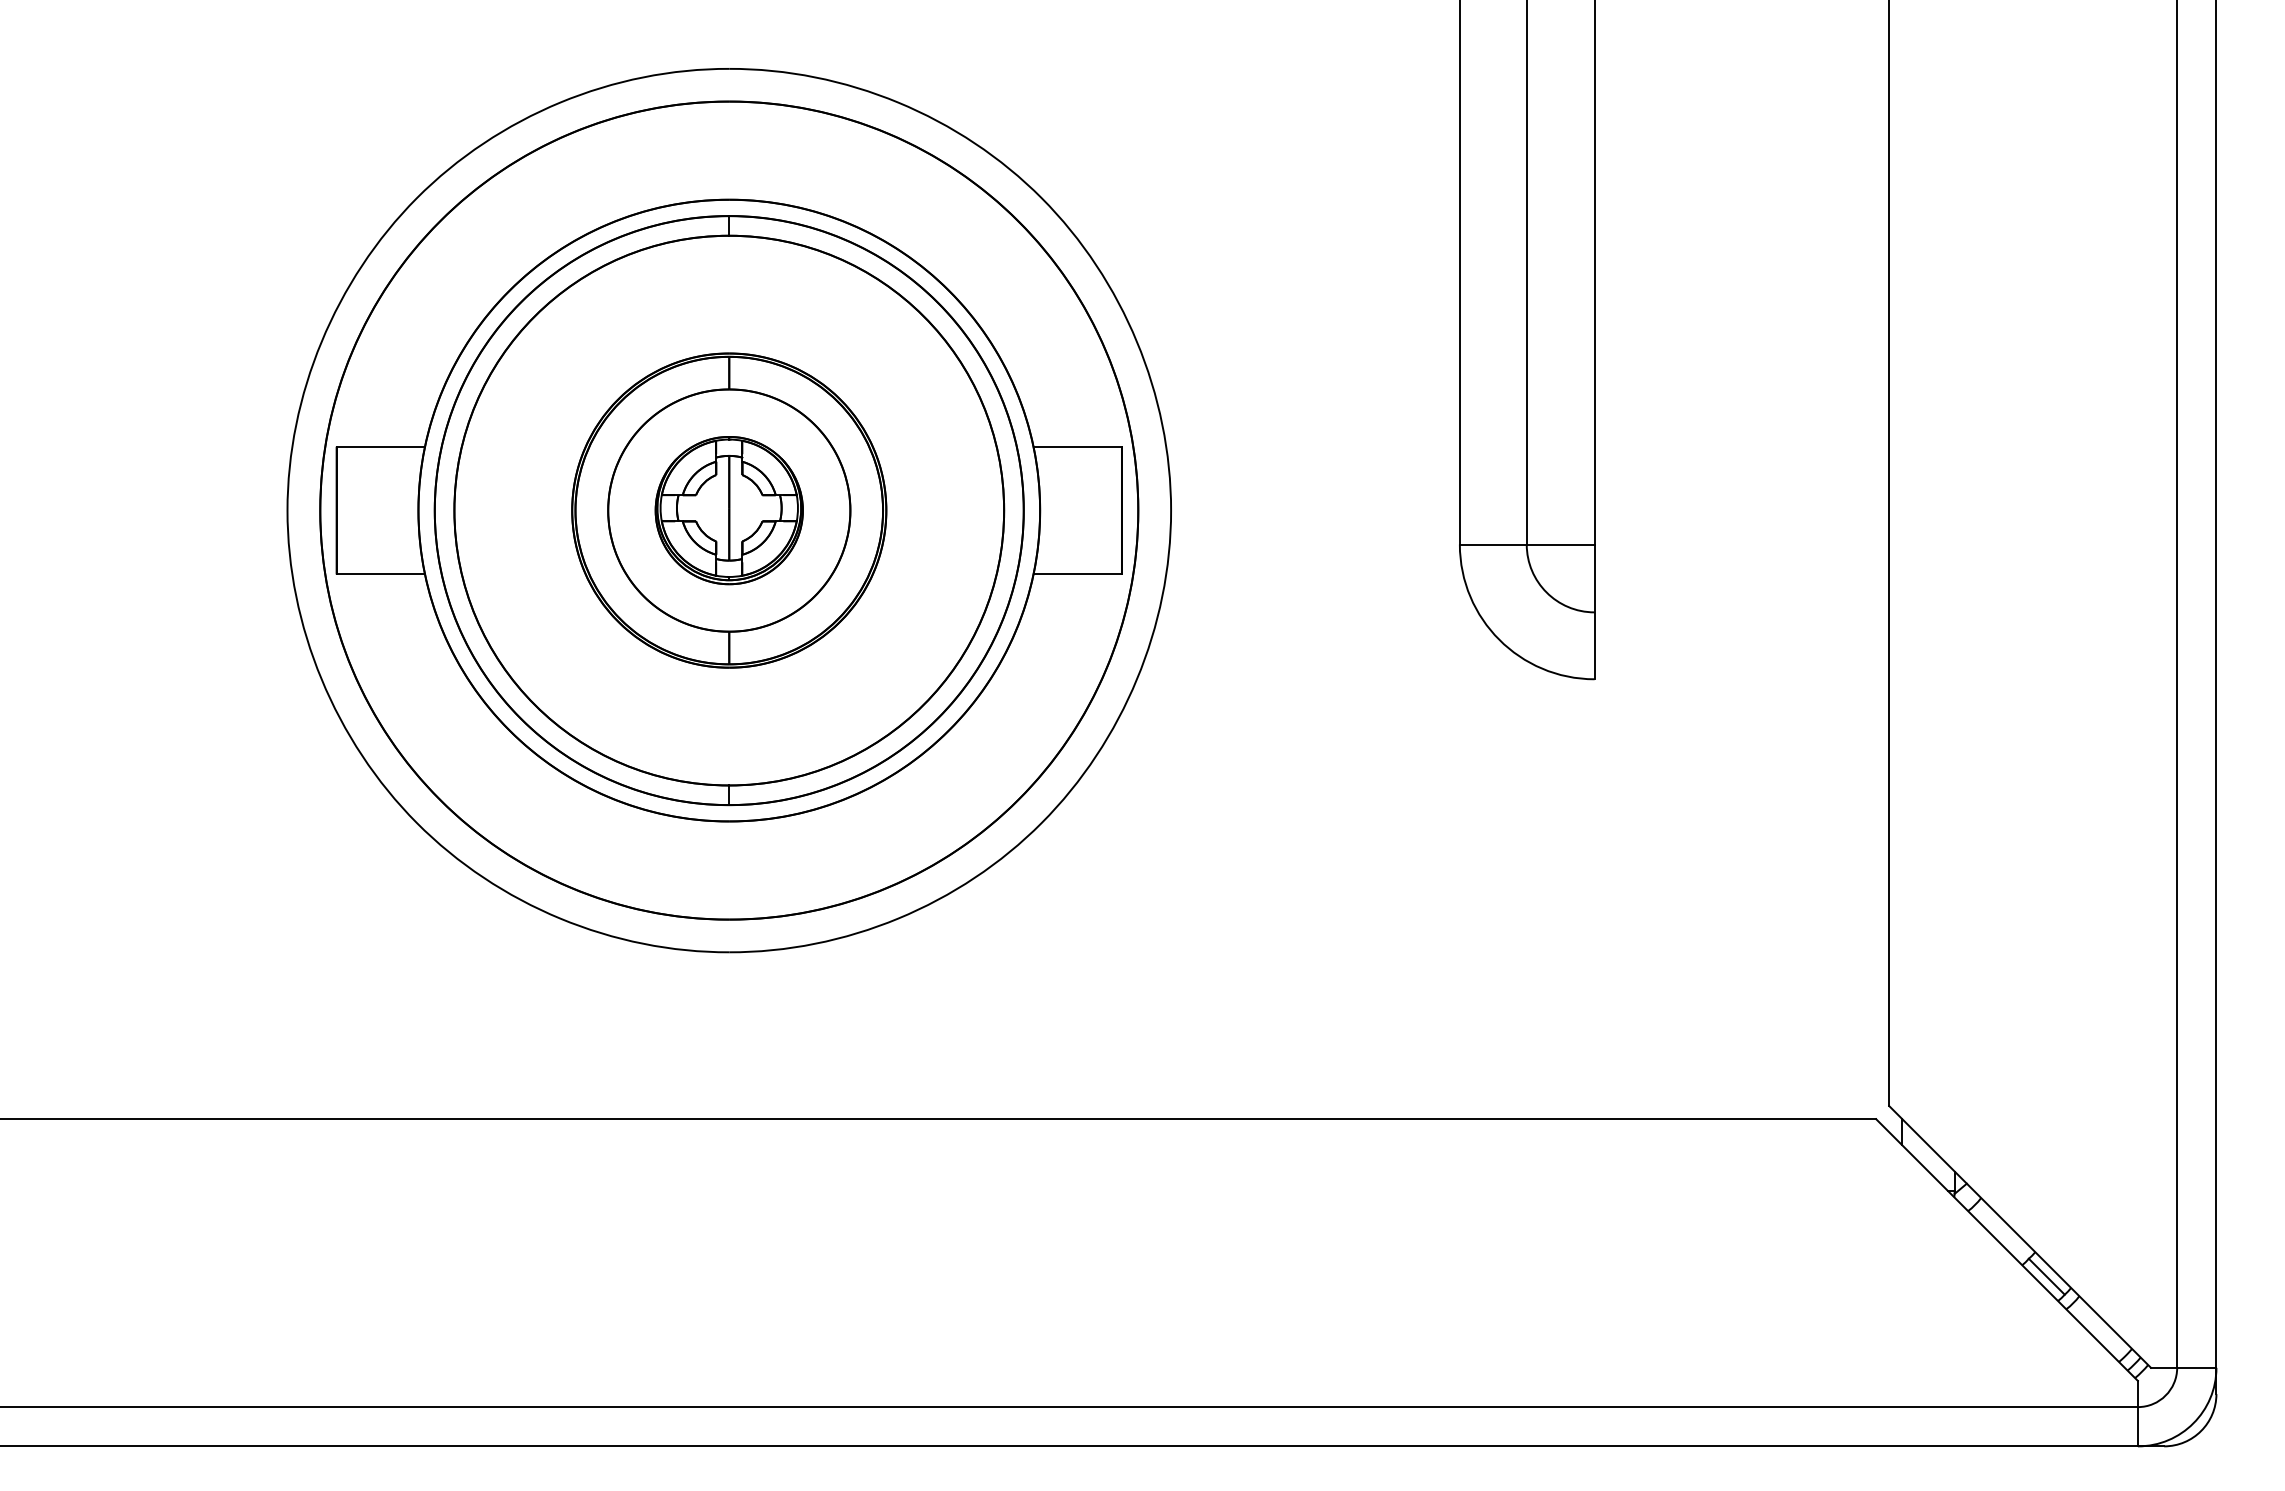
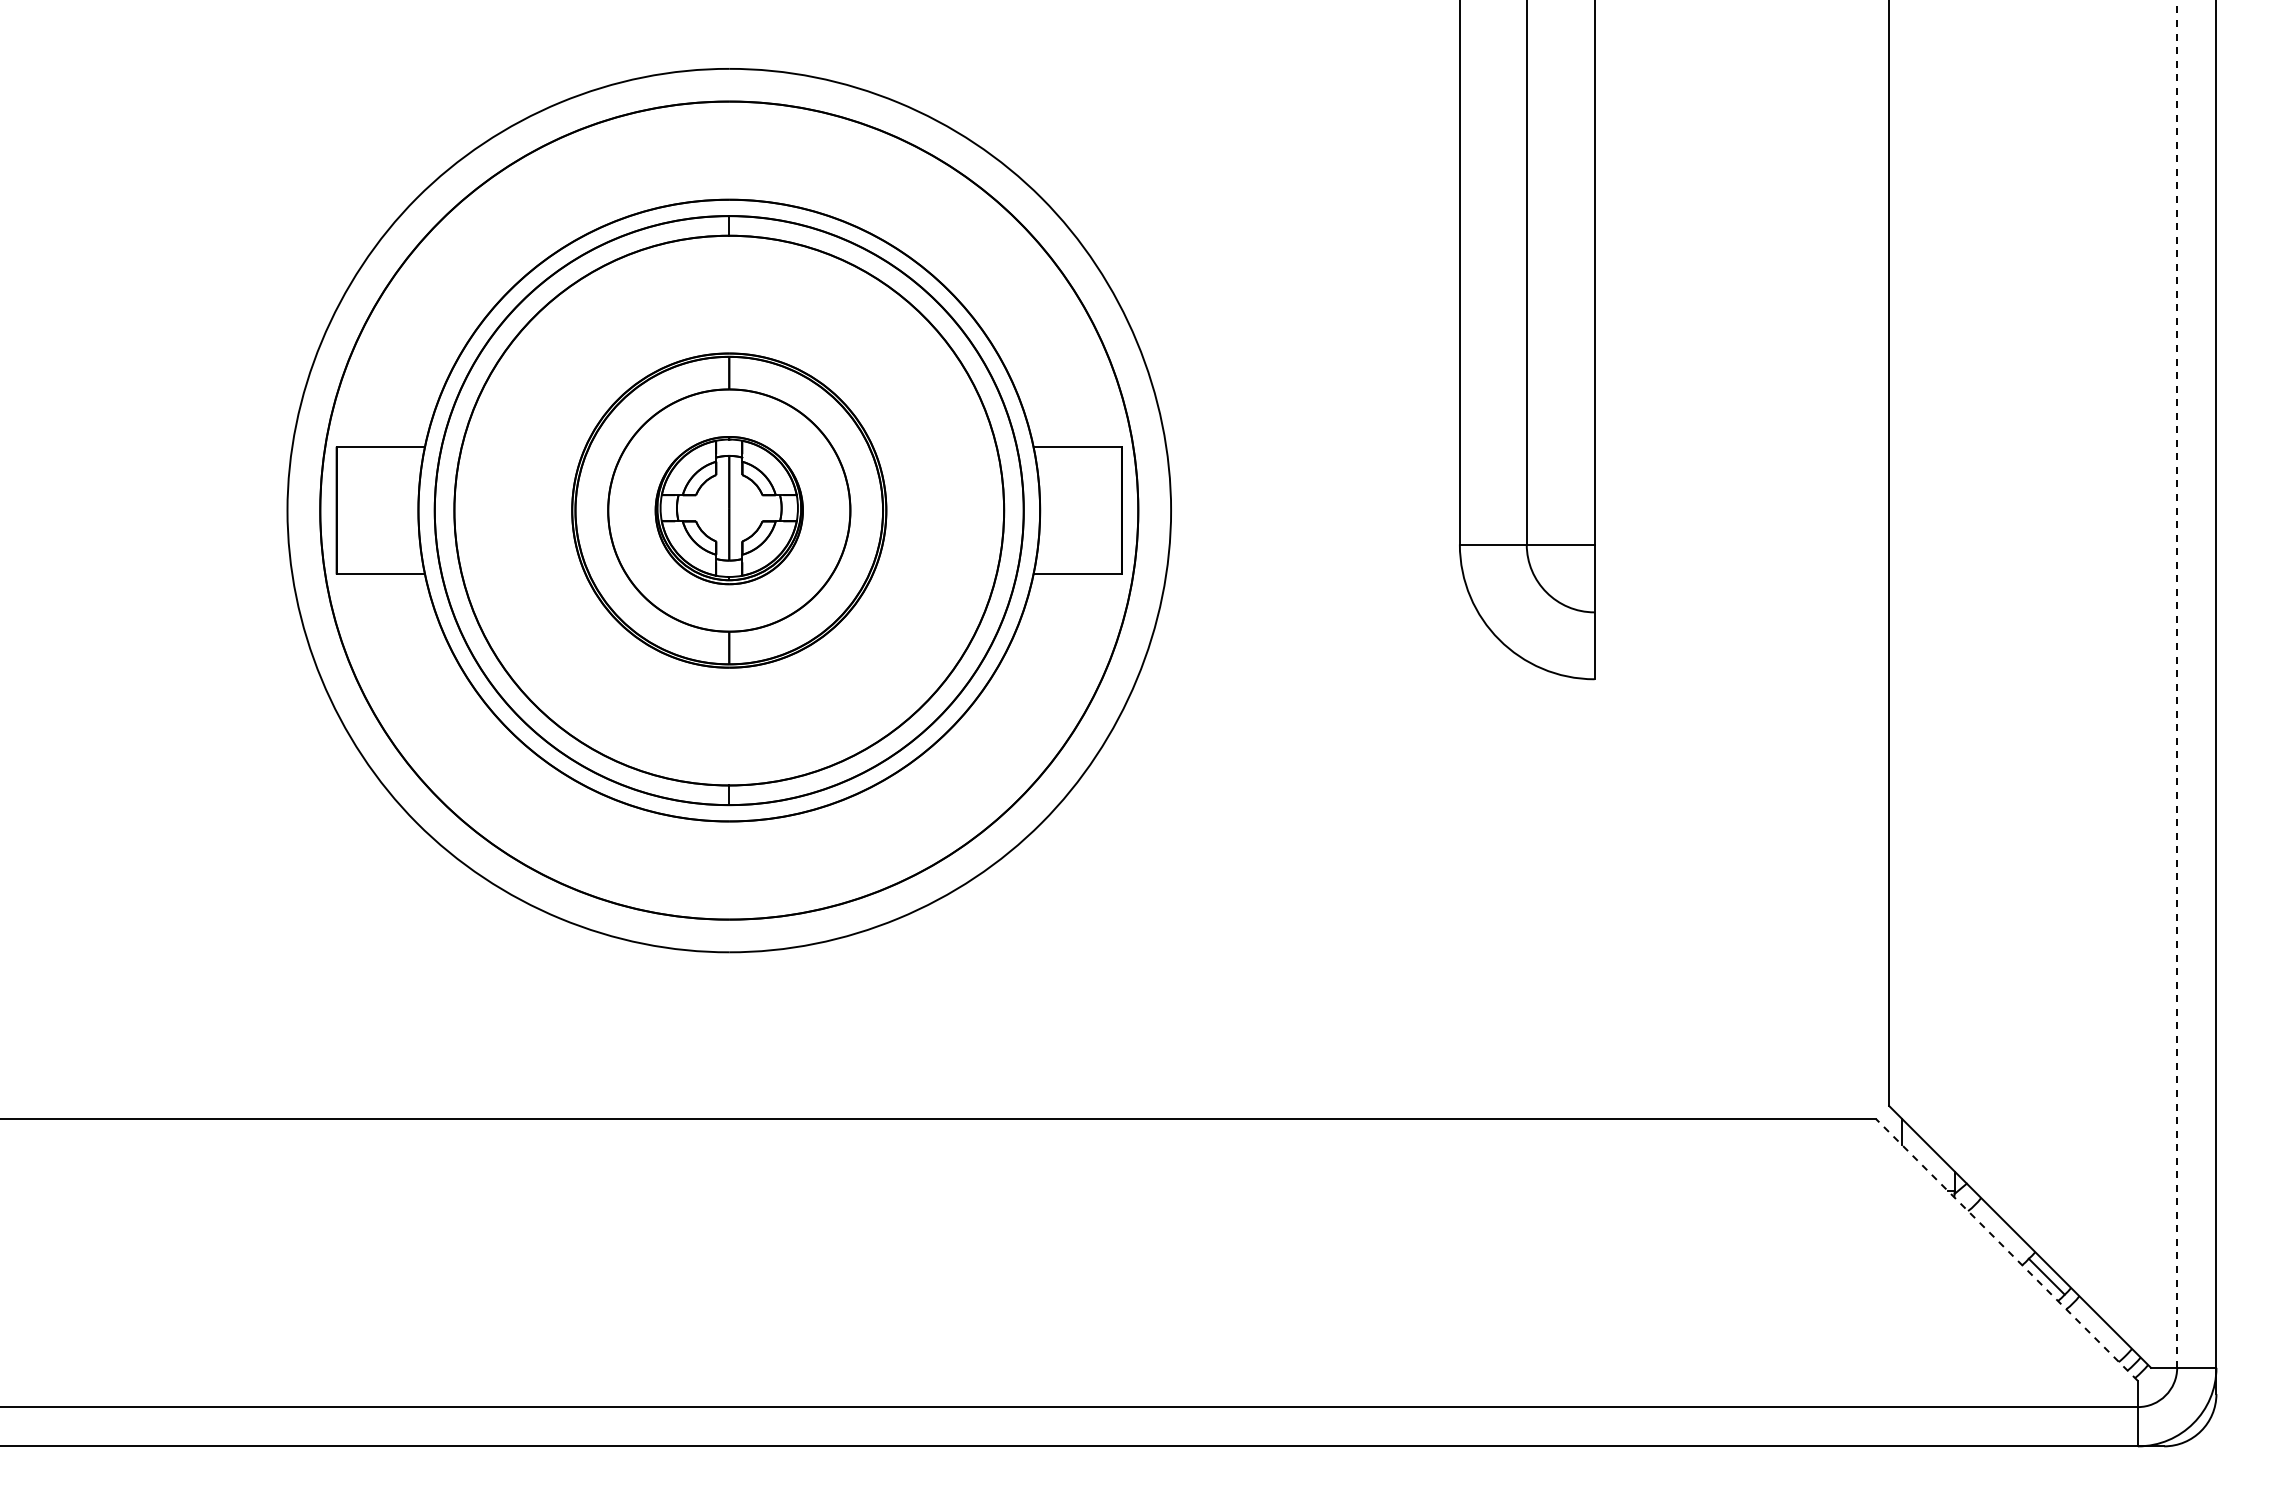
line: solid -> dashed (2177, 684)
line: solid -> dashed (2006, 1249)
